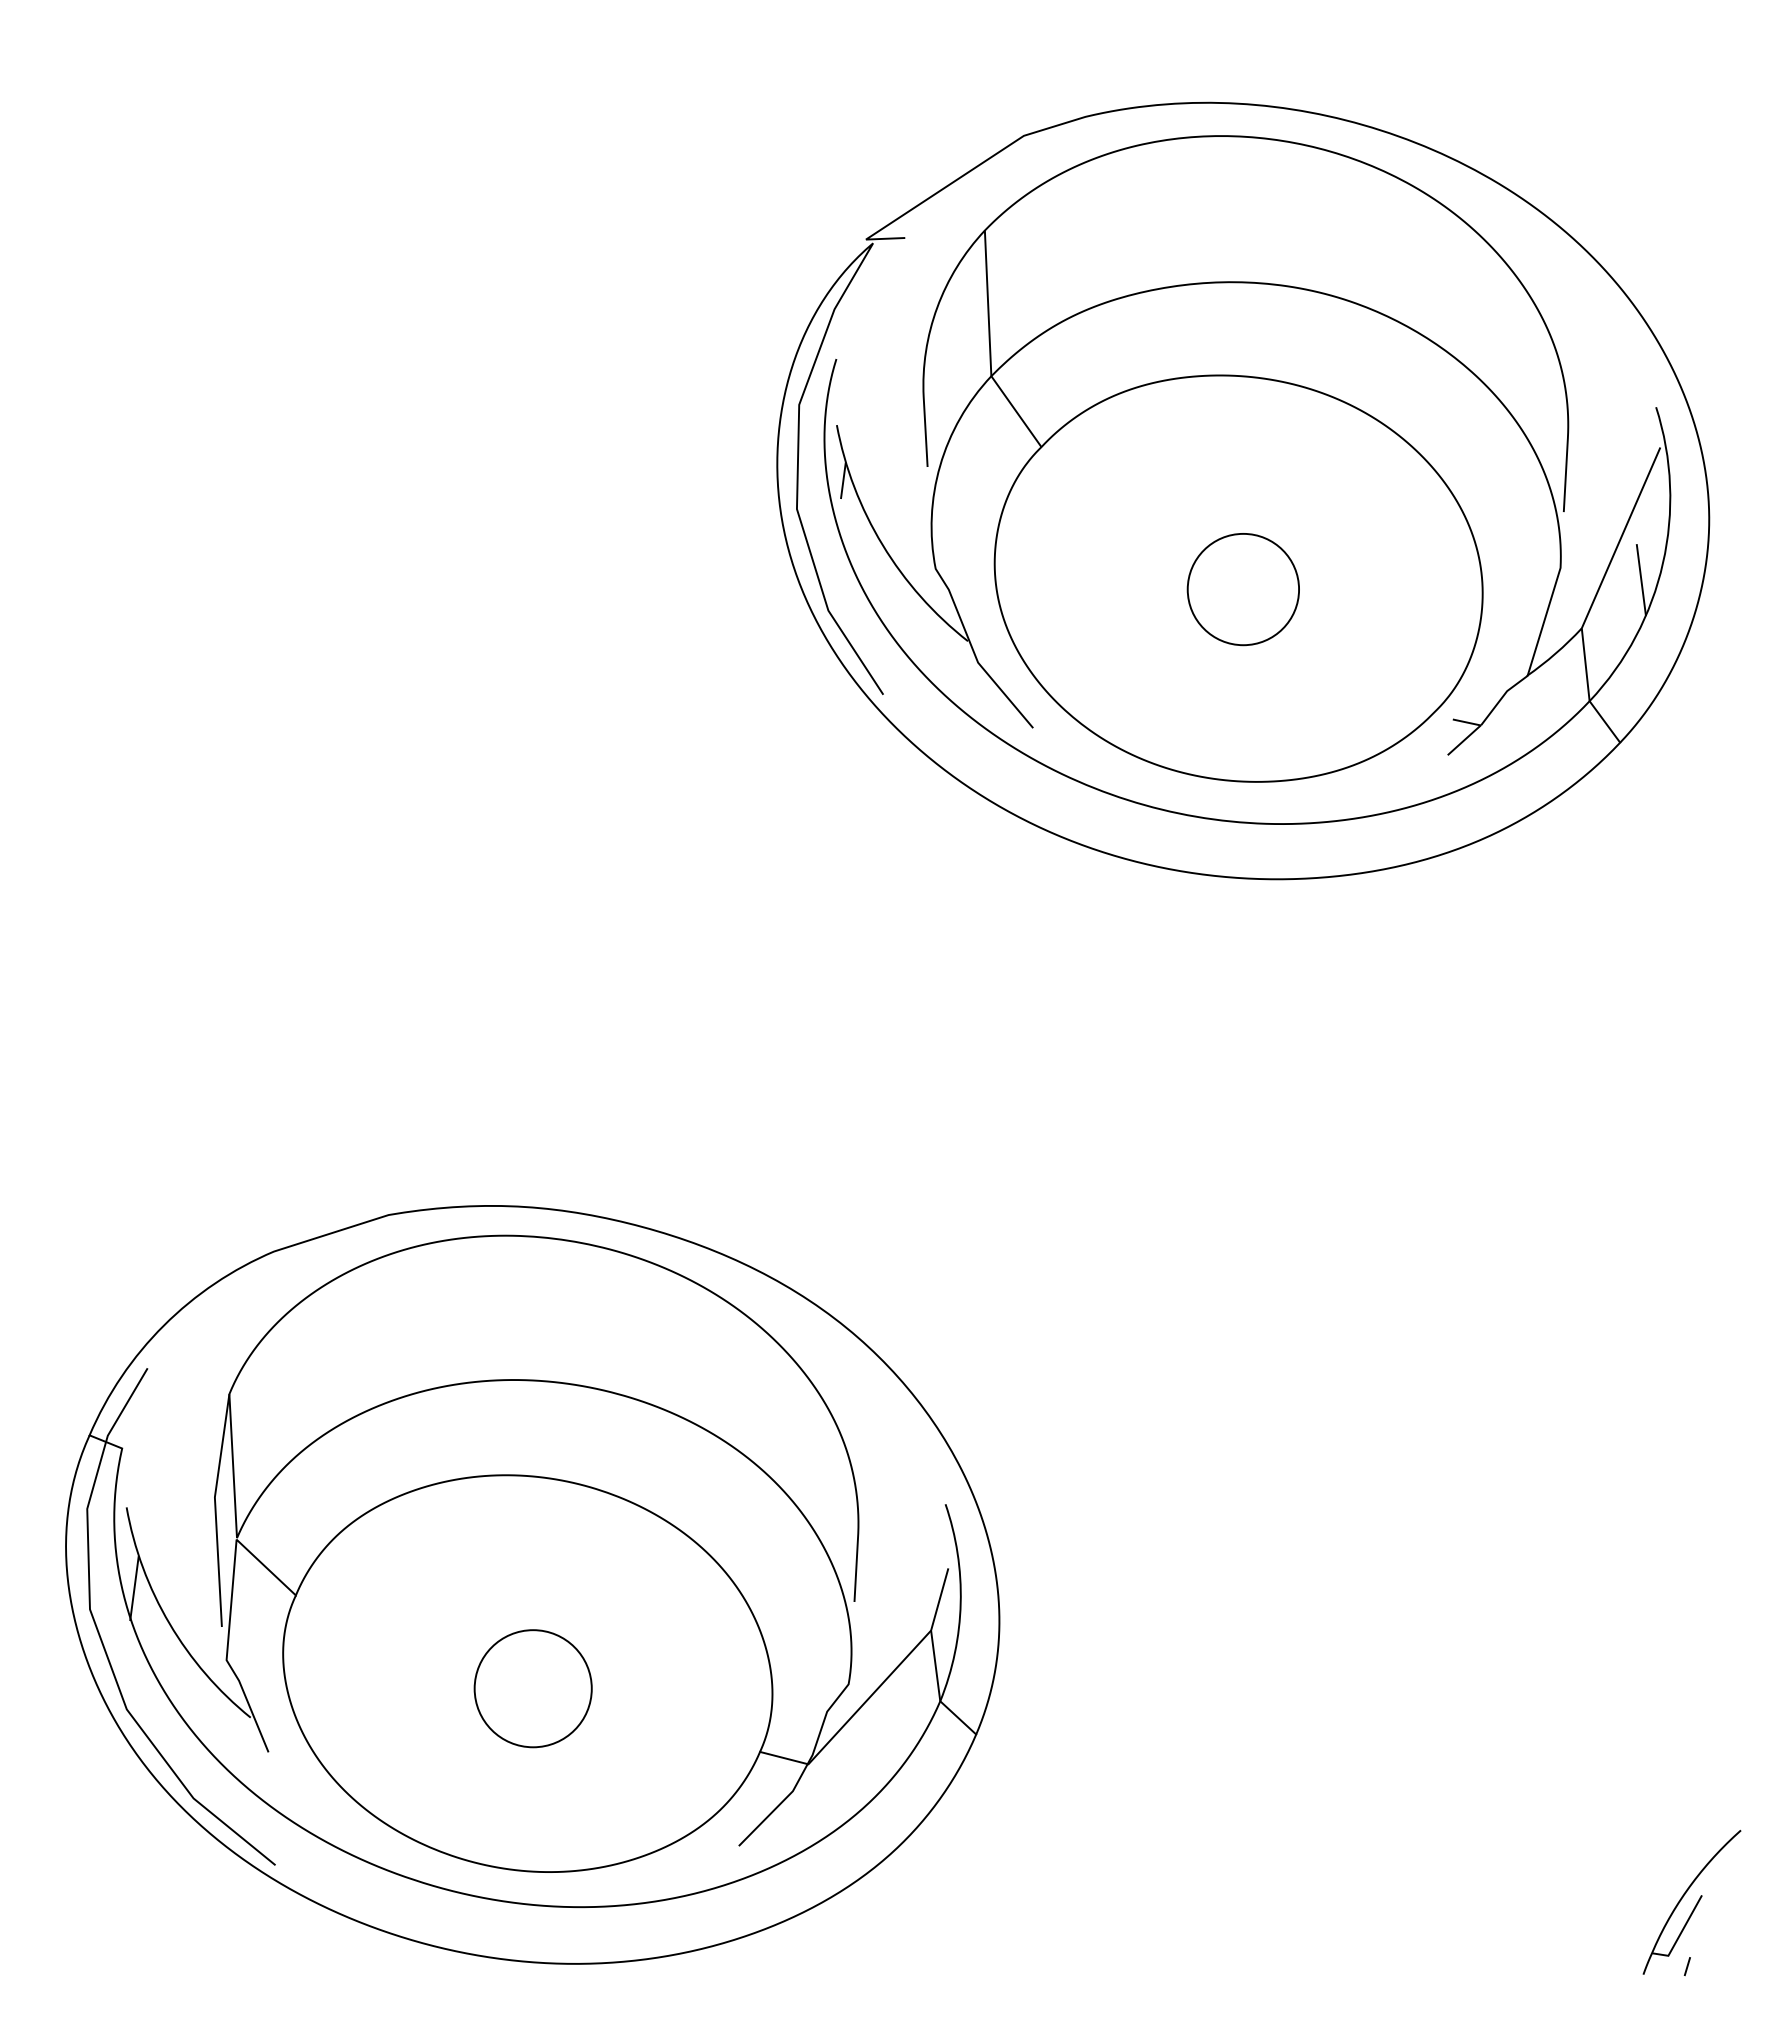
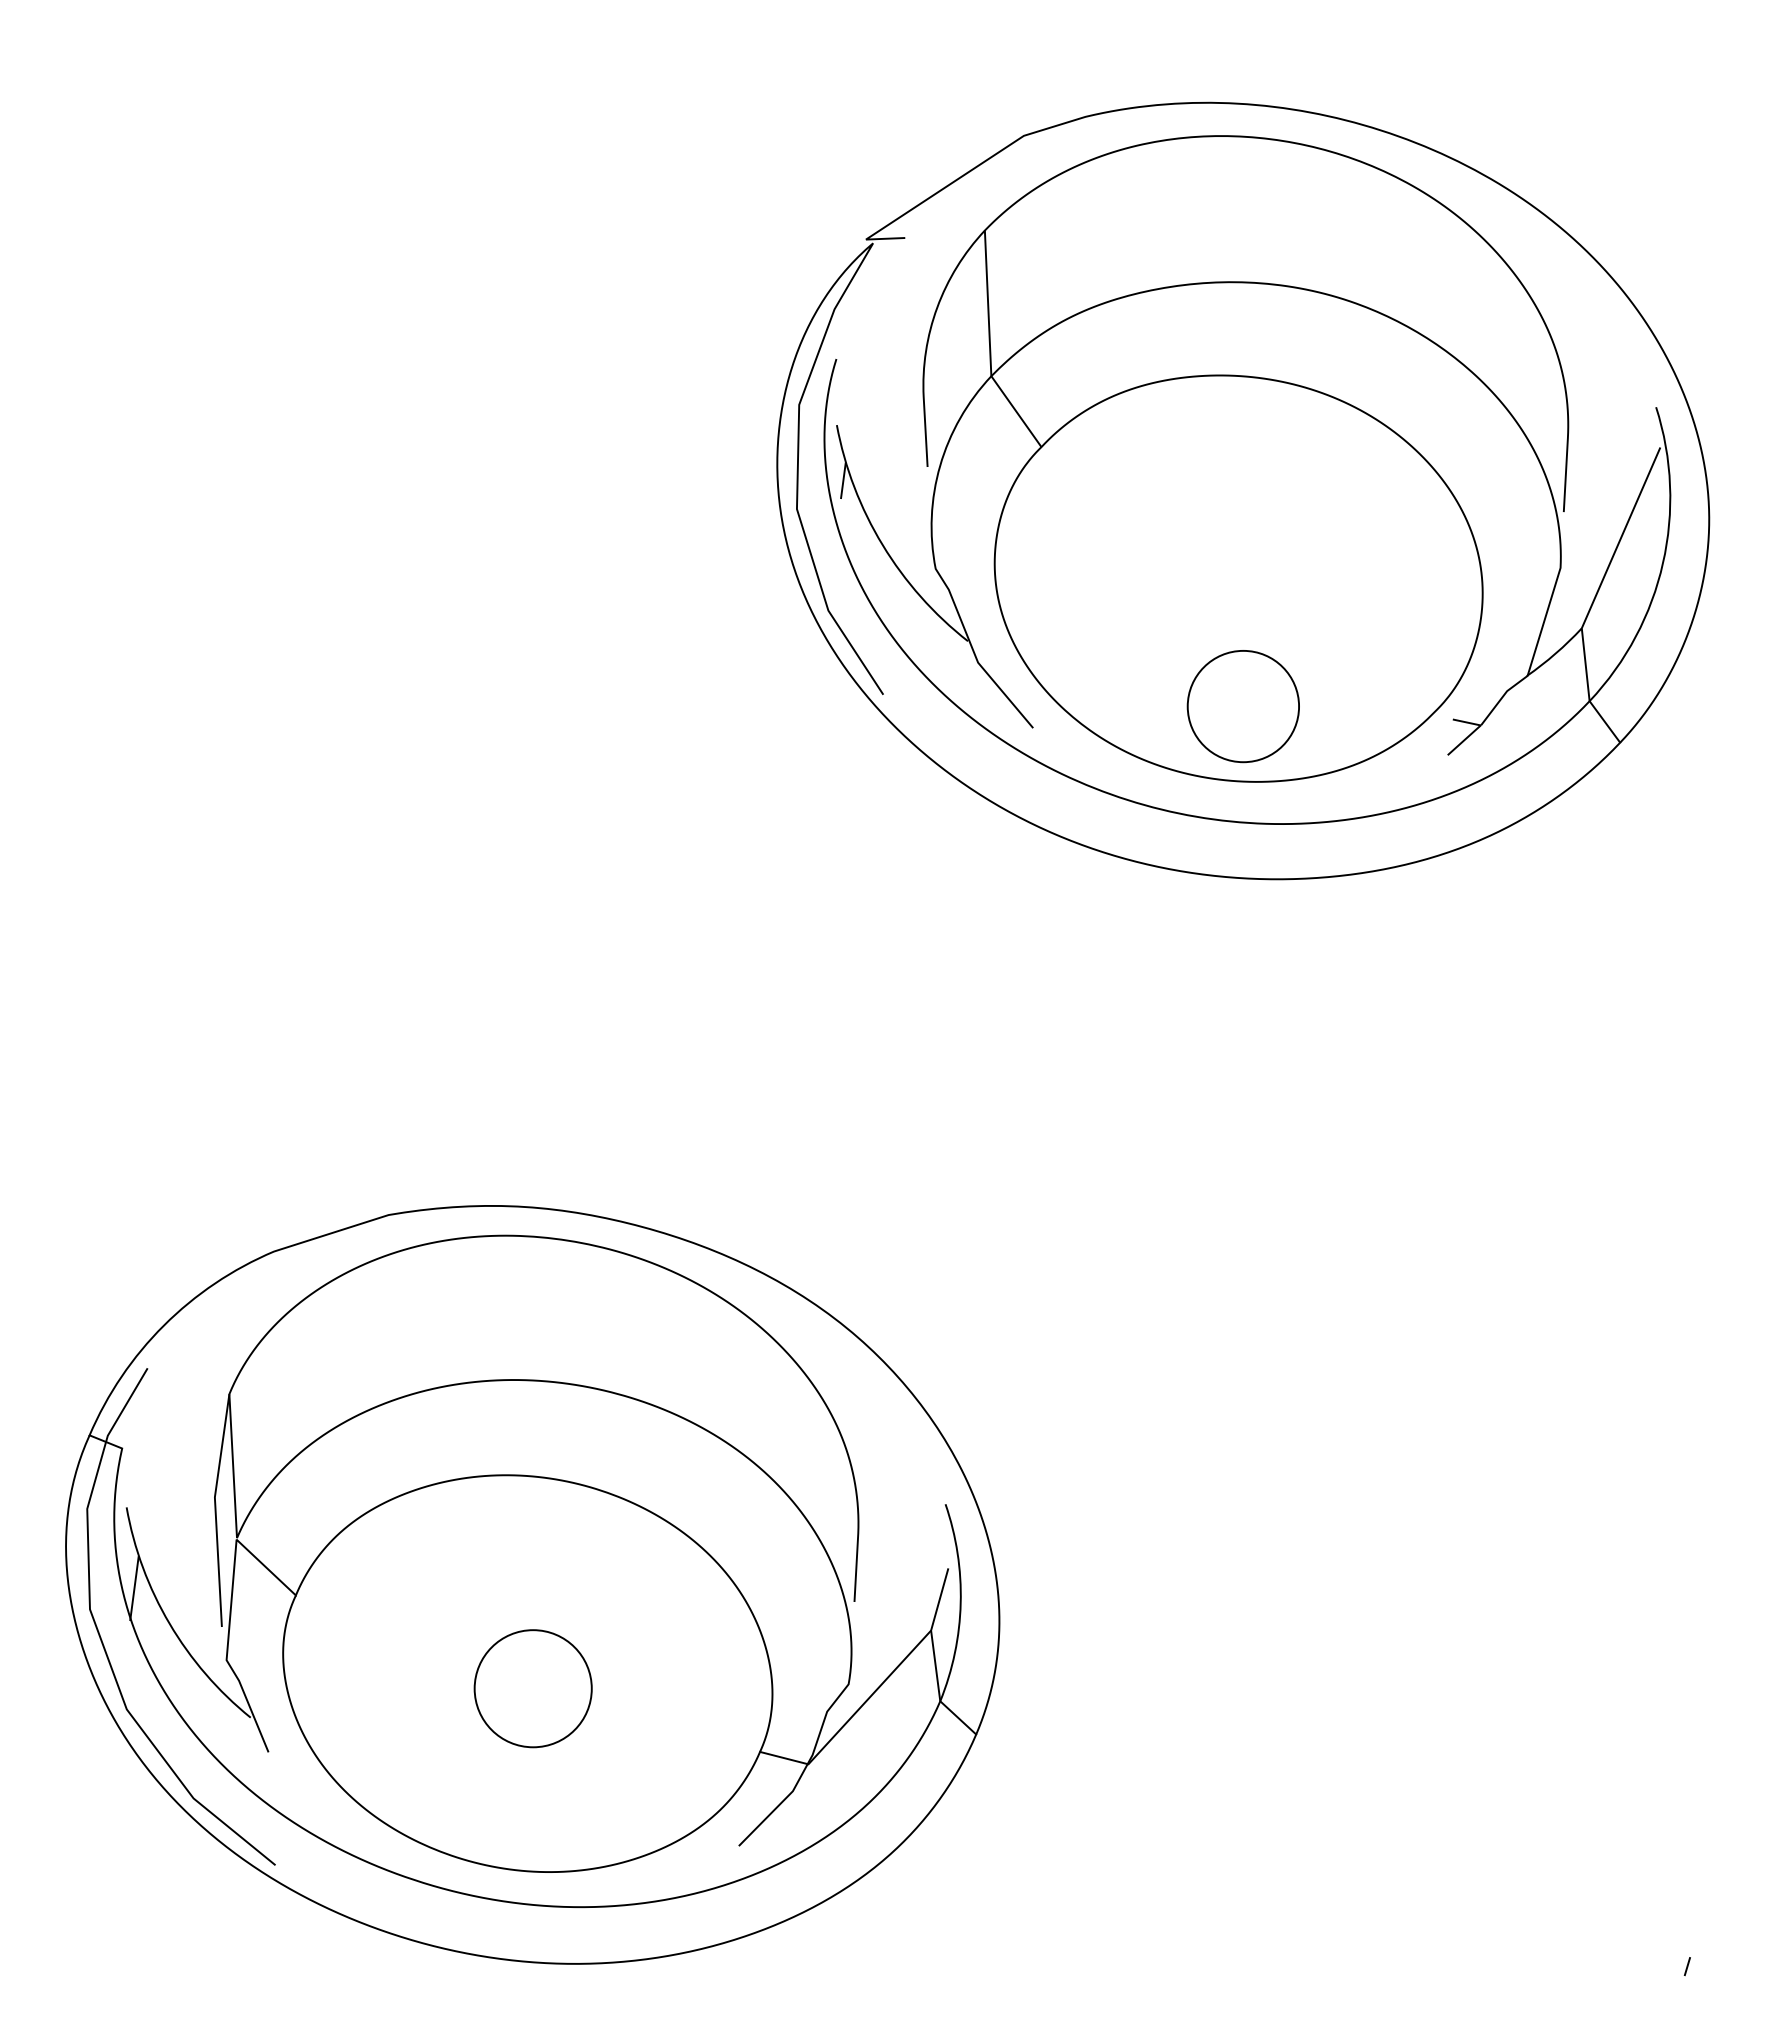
line: present -> none (1640, 580)
circle position: (1242, 589) -> (1242, 706) (1242, 706)
part: present -> none (1691, 1902)
